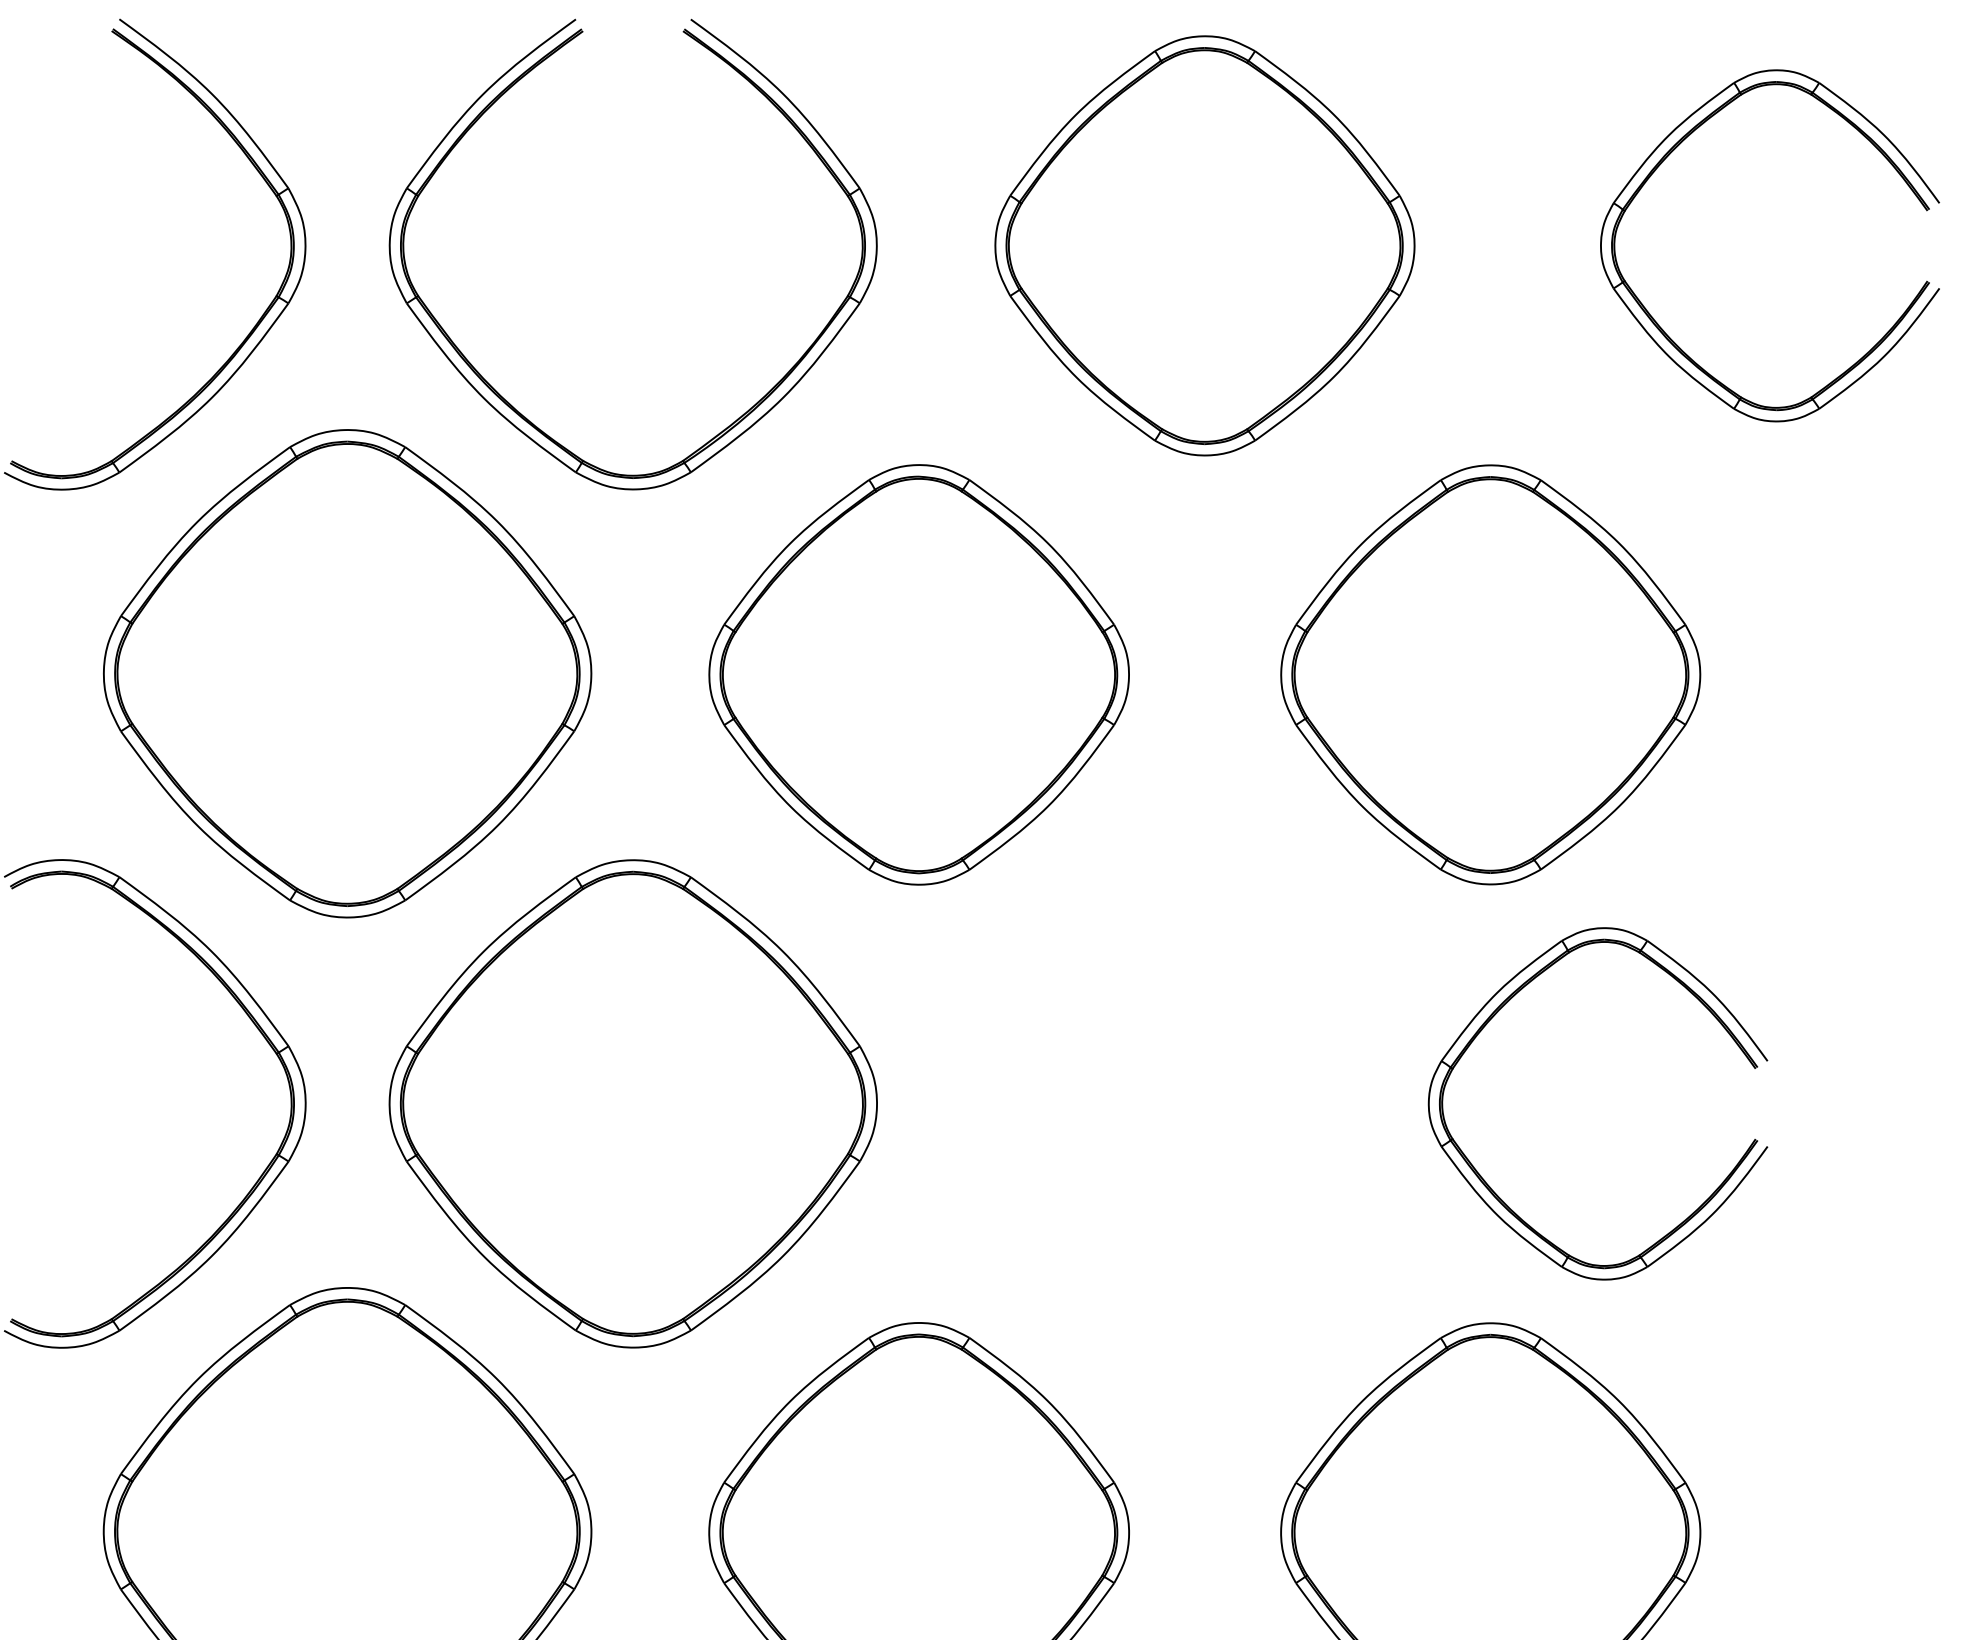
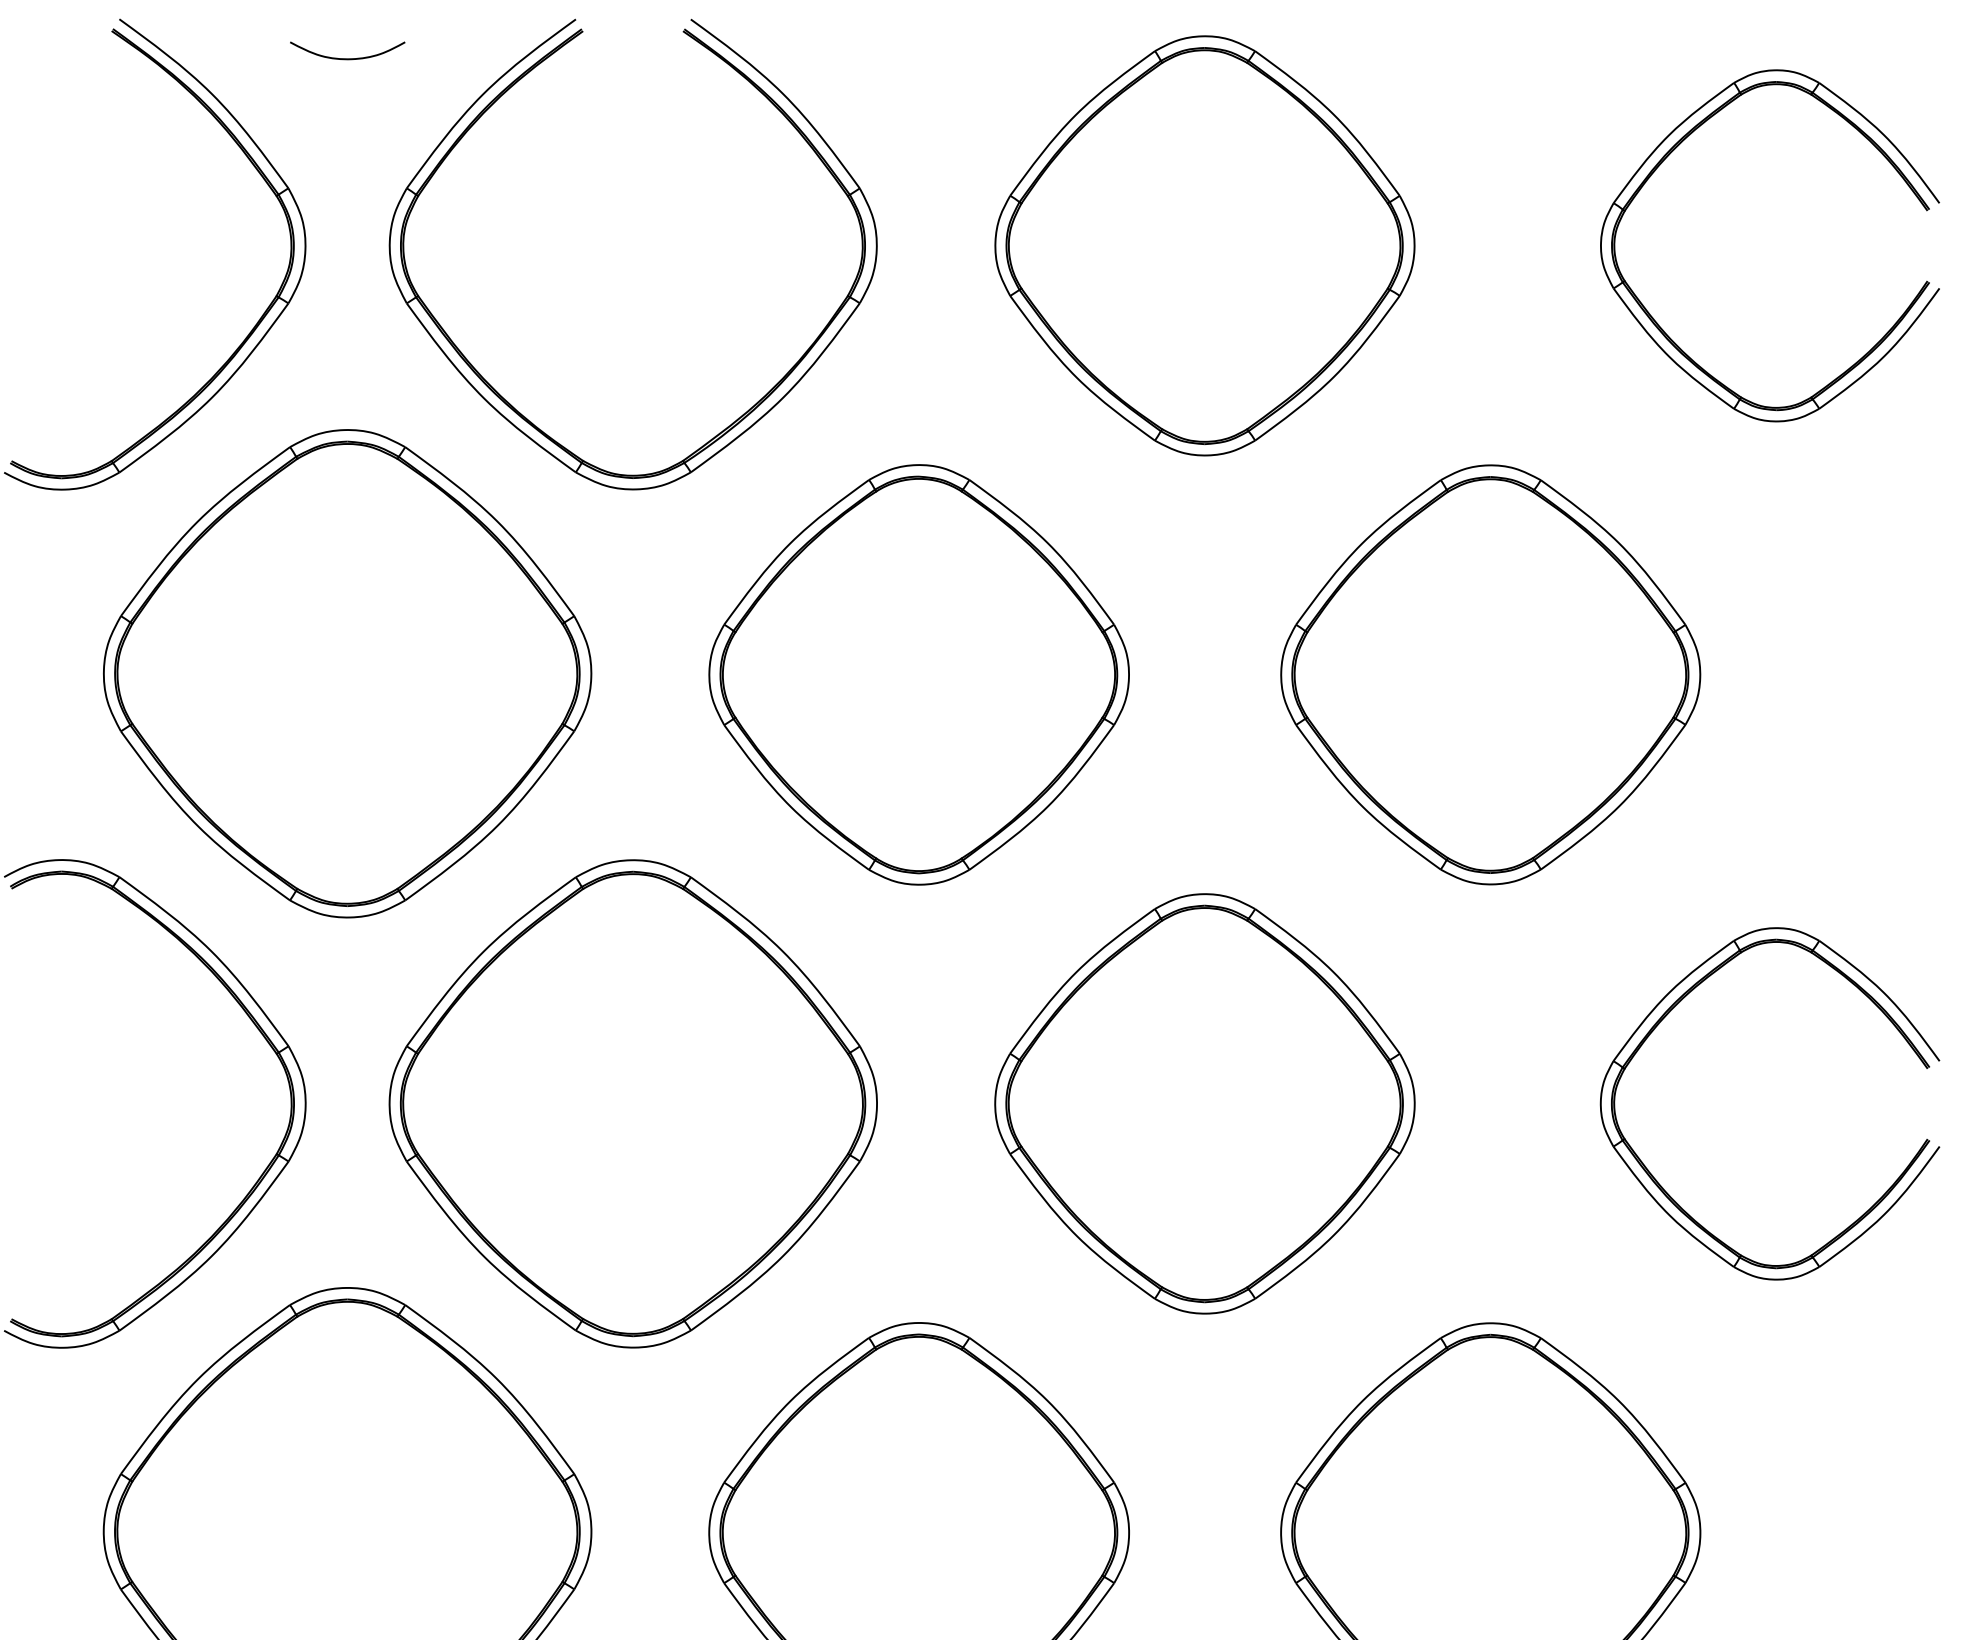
curve: none -> present (347, 58)
part position: (1497, 1013) -> (1669, 1013) (1669, 1013)
part: none -> present (1204, 1103)
